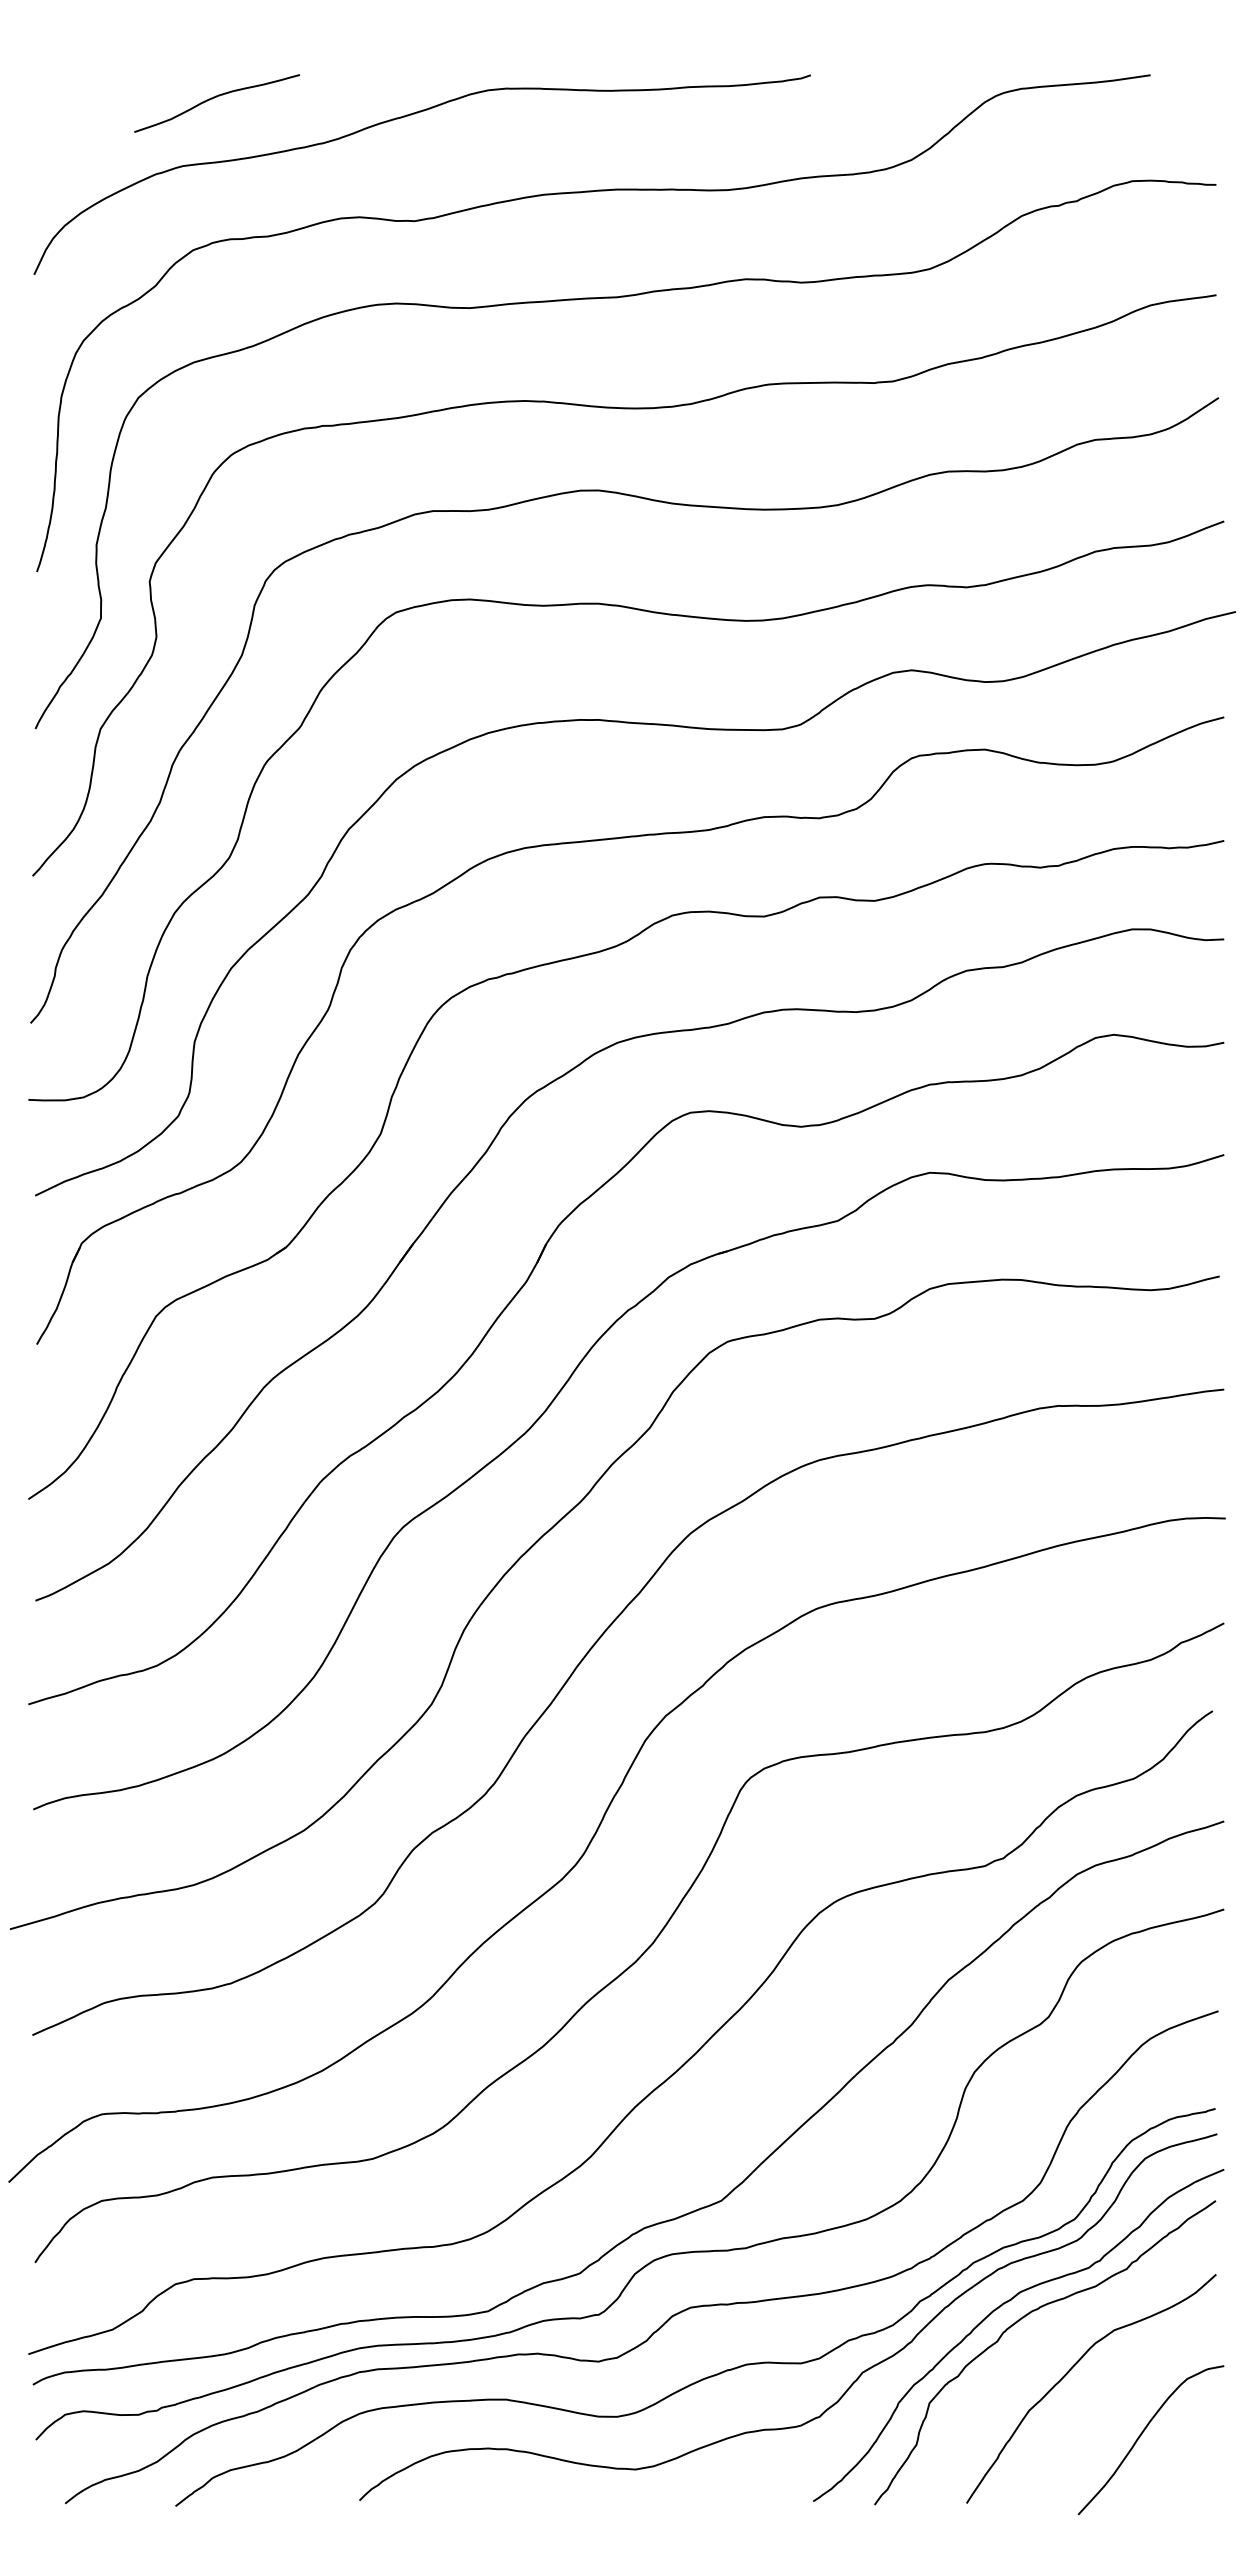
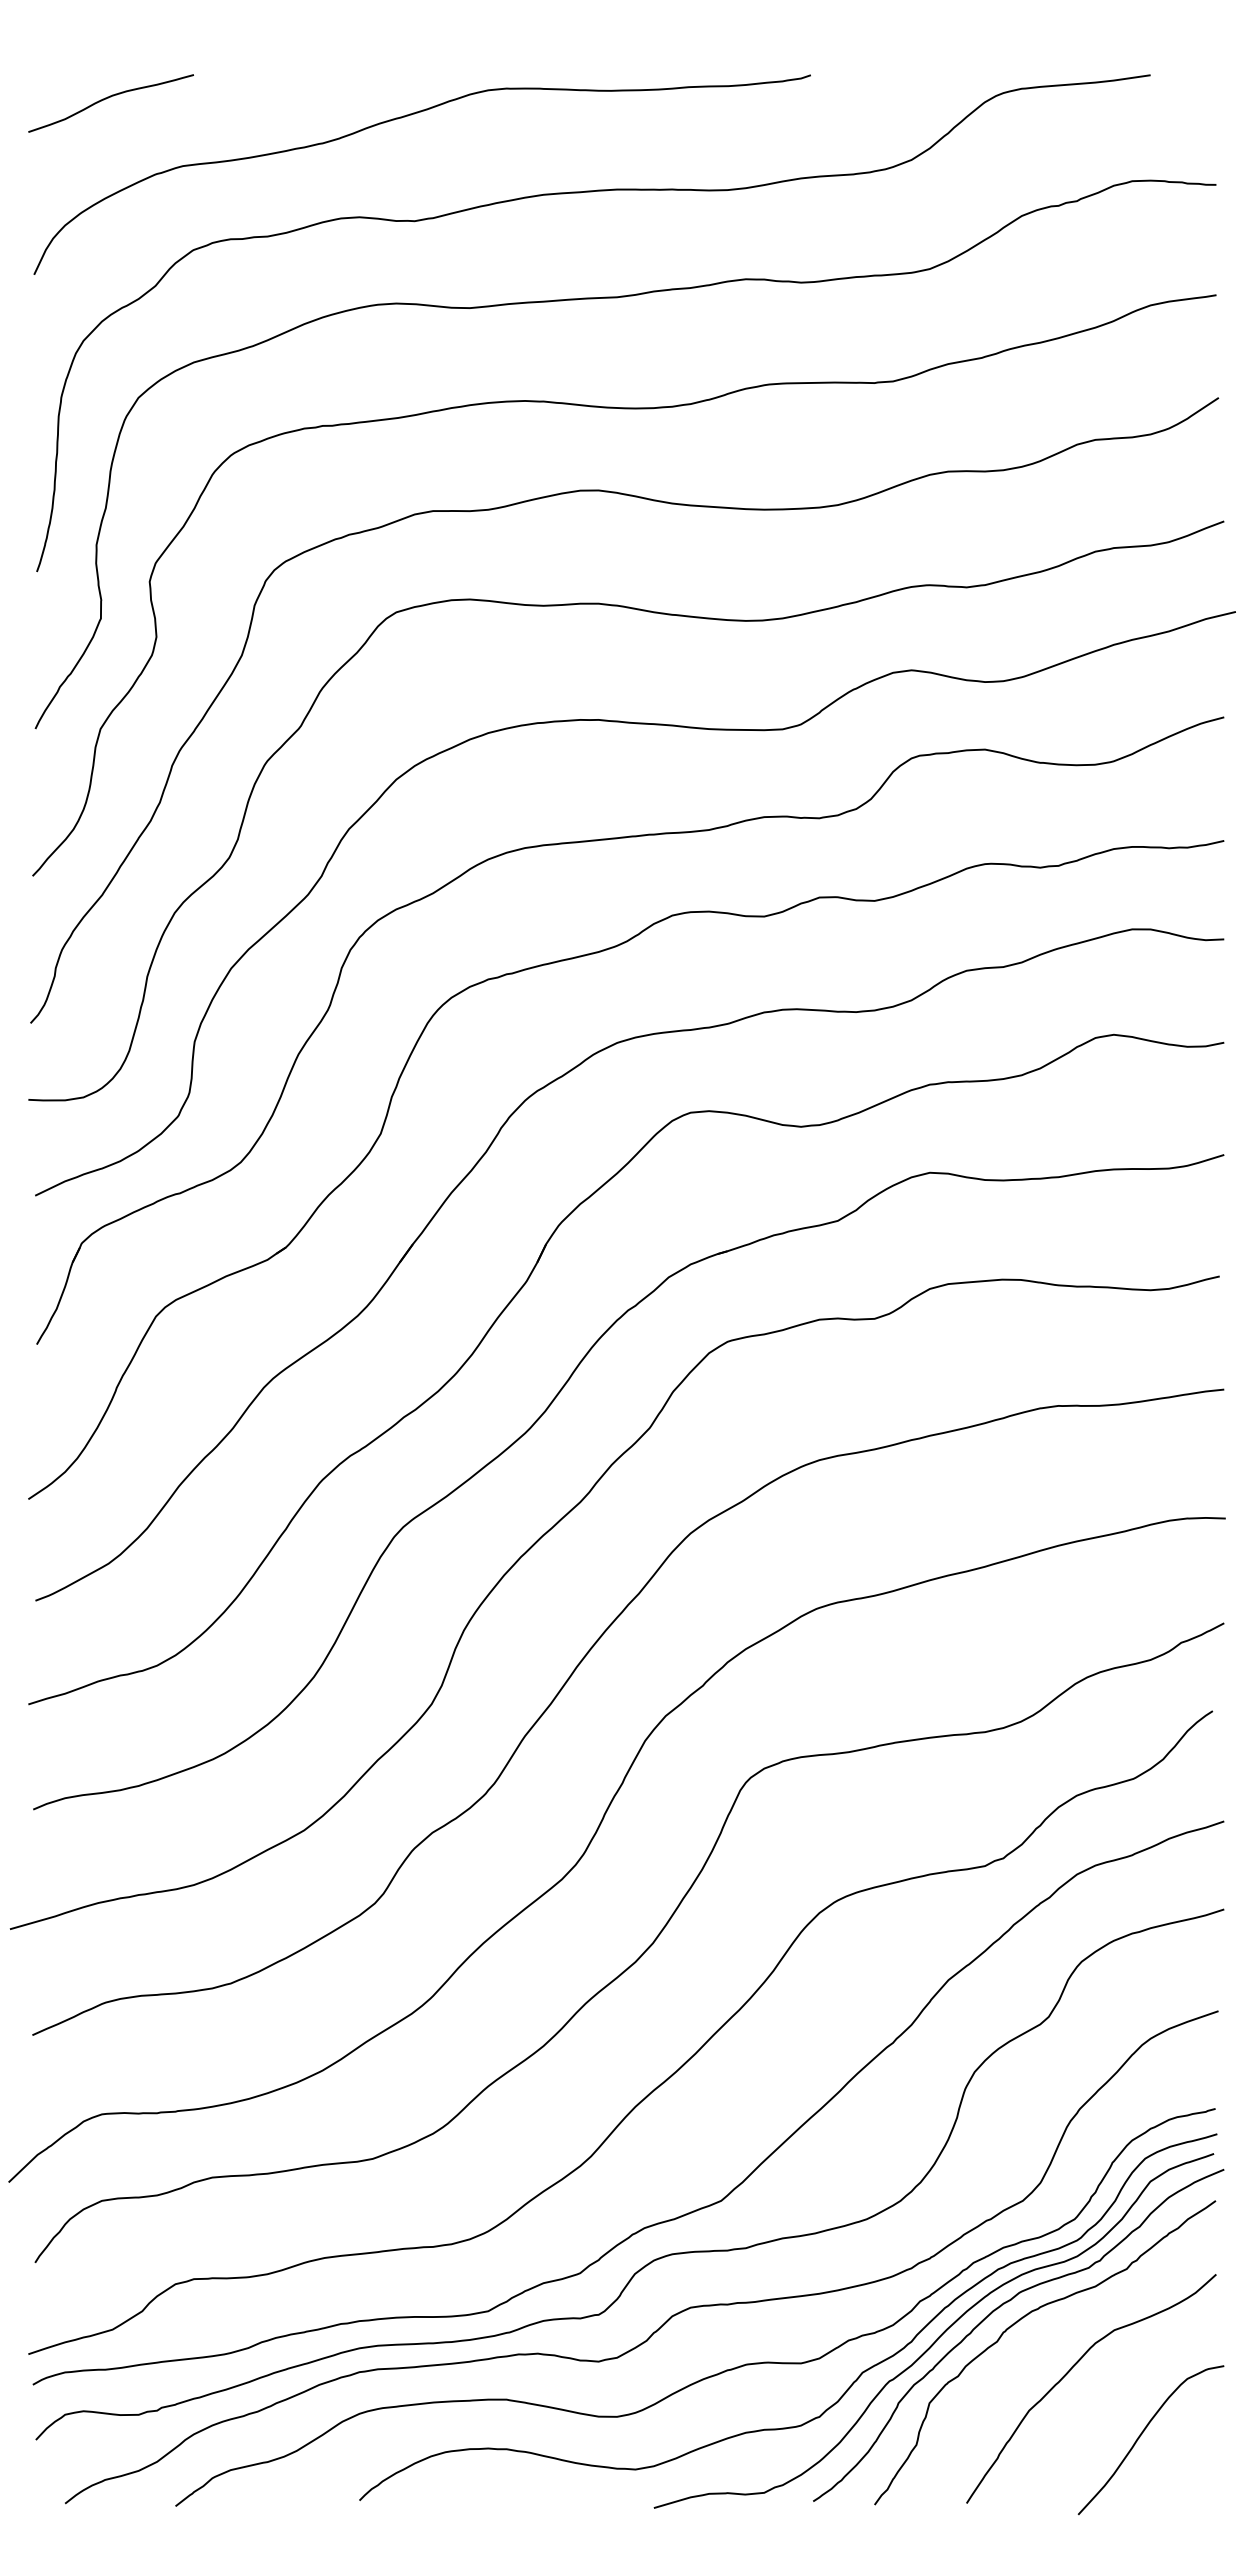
curve position: (214, 98) -> (108, 98) (108, 98)
curve: none -> present (939, 2335)
